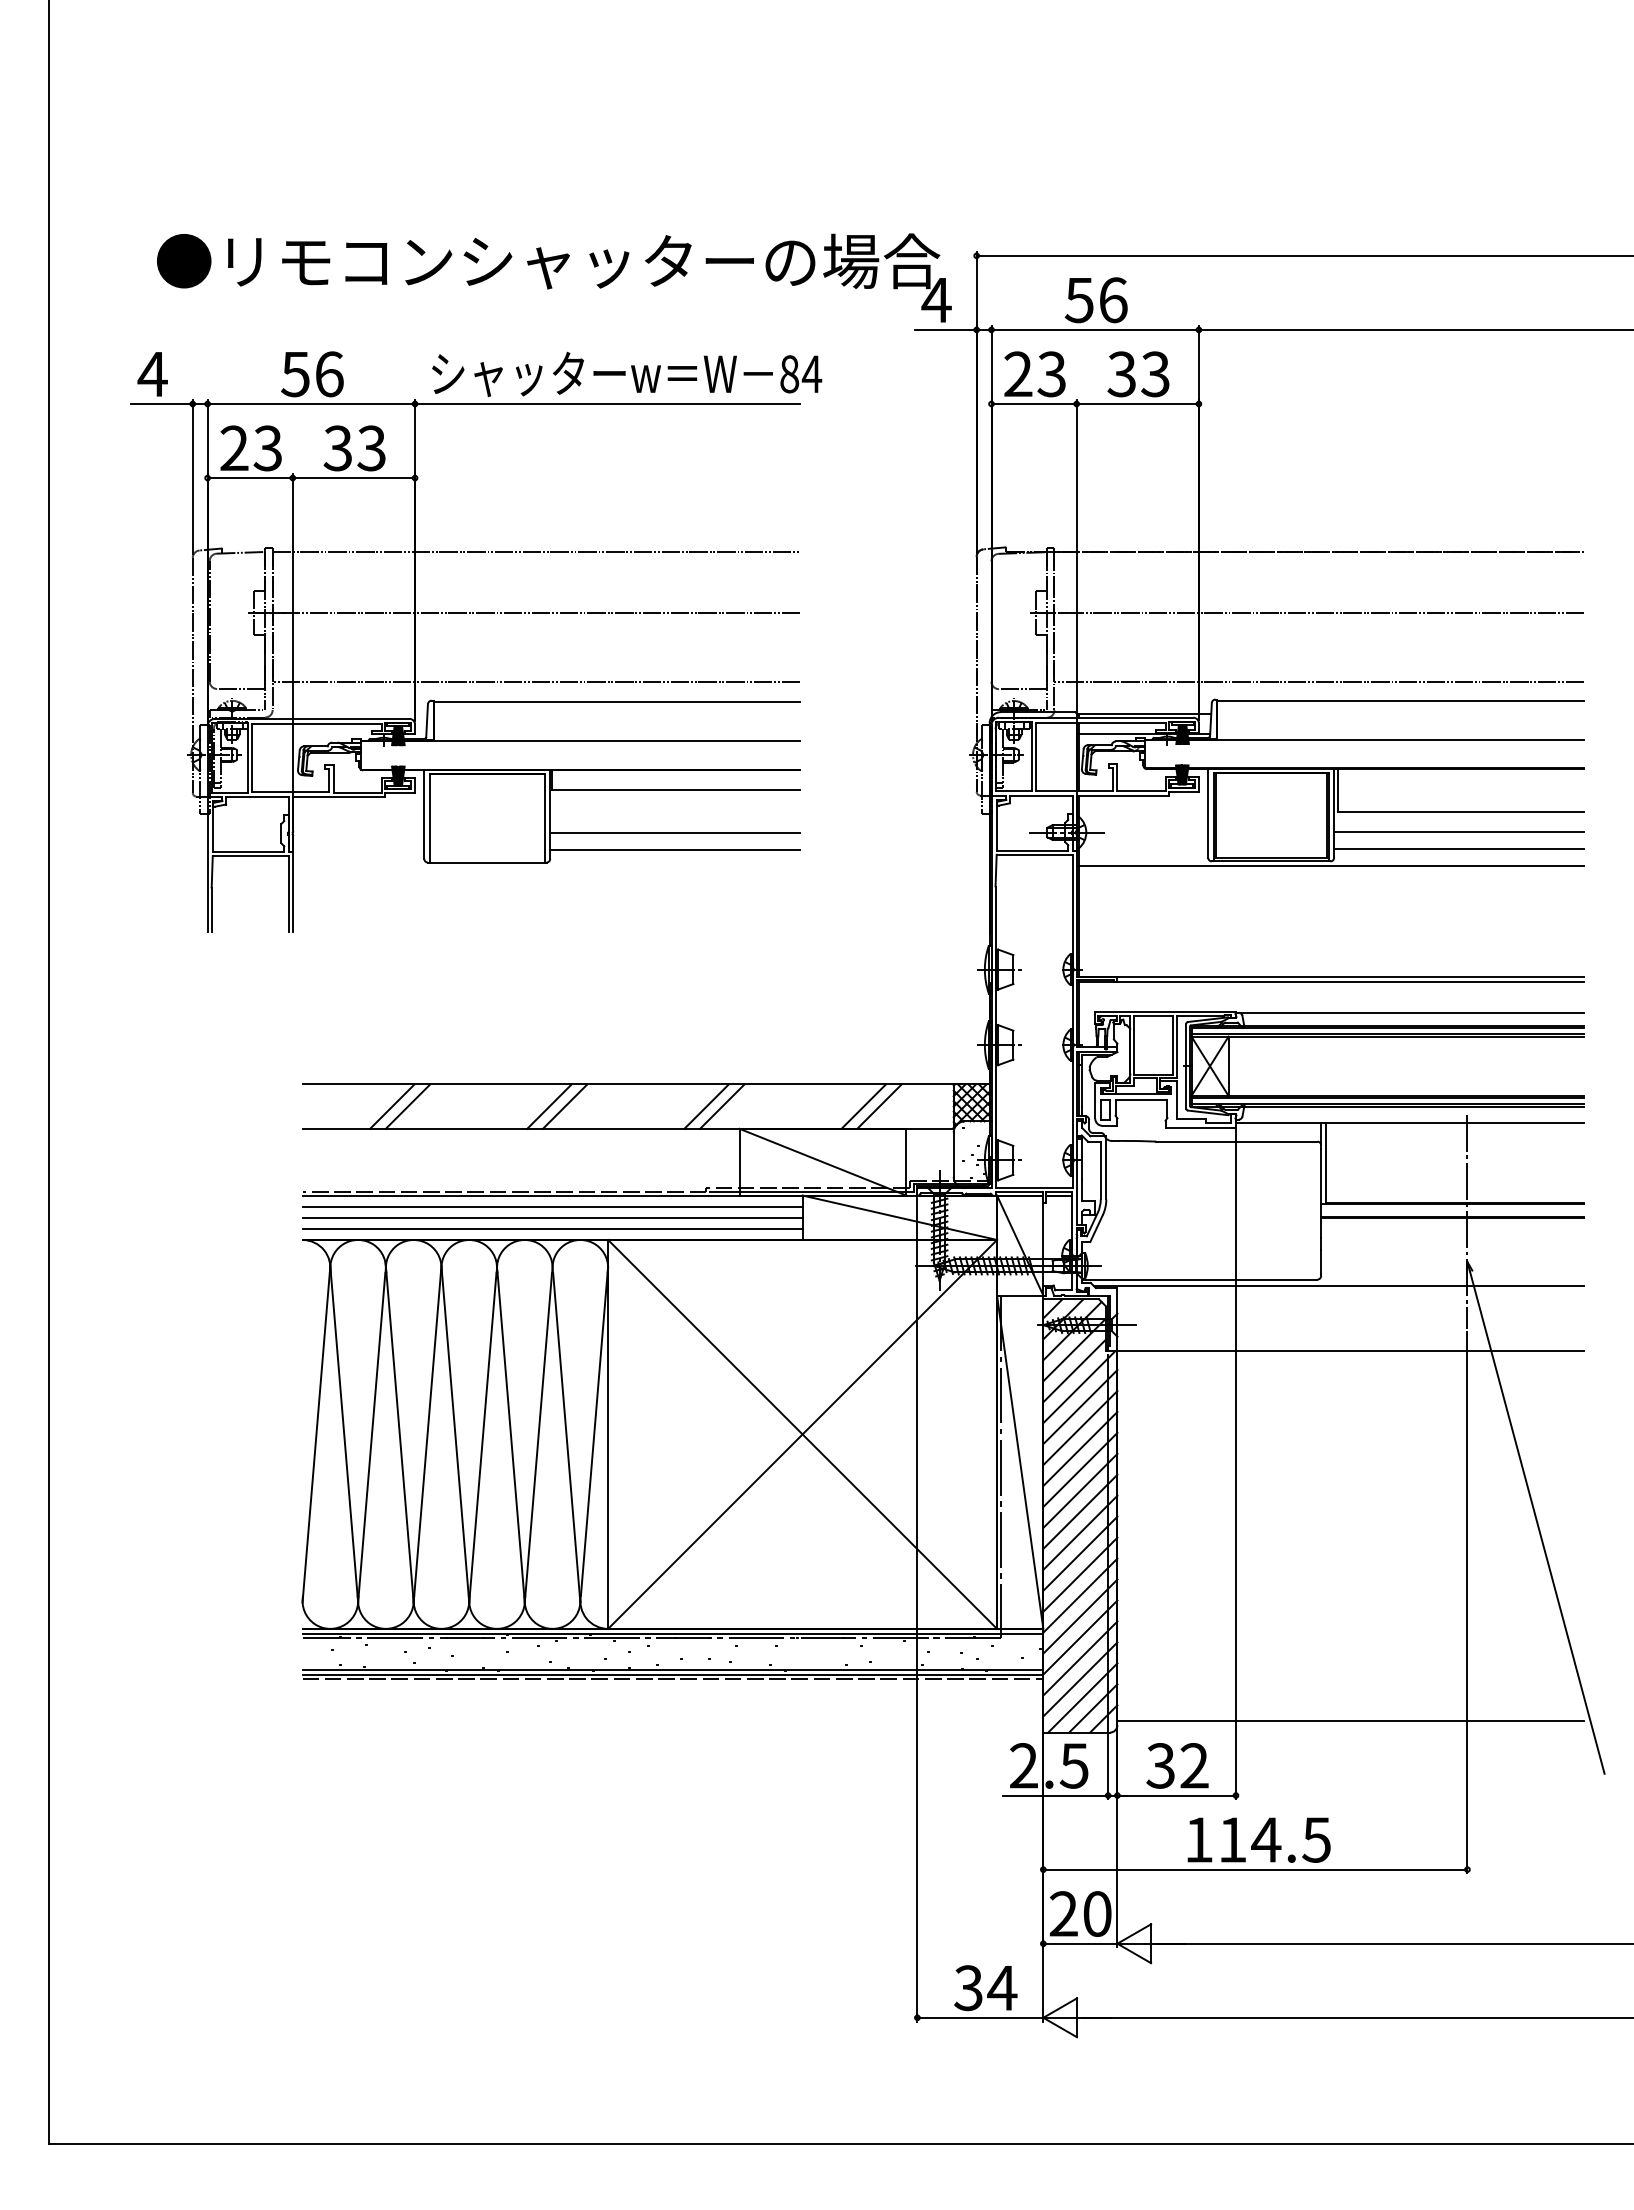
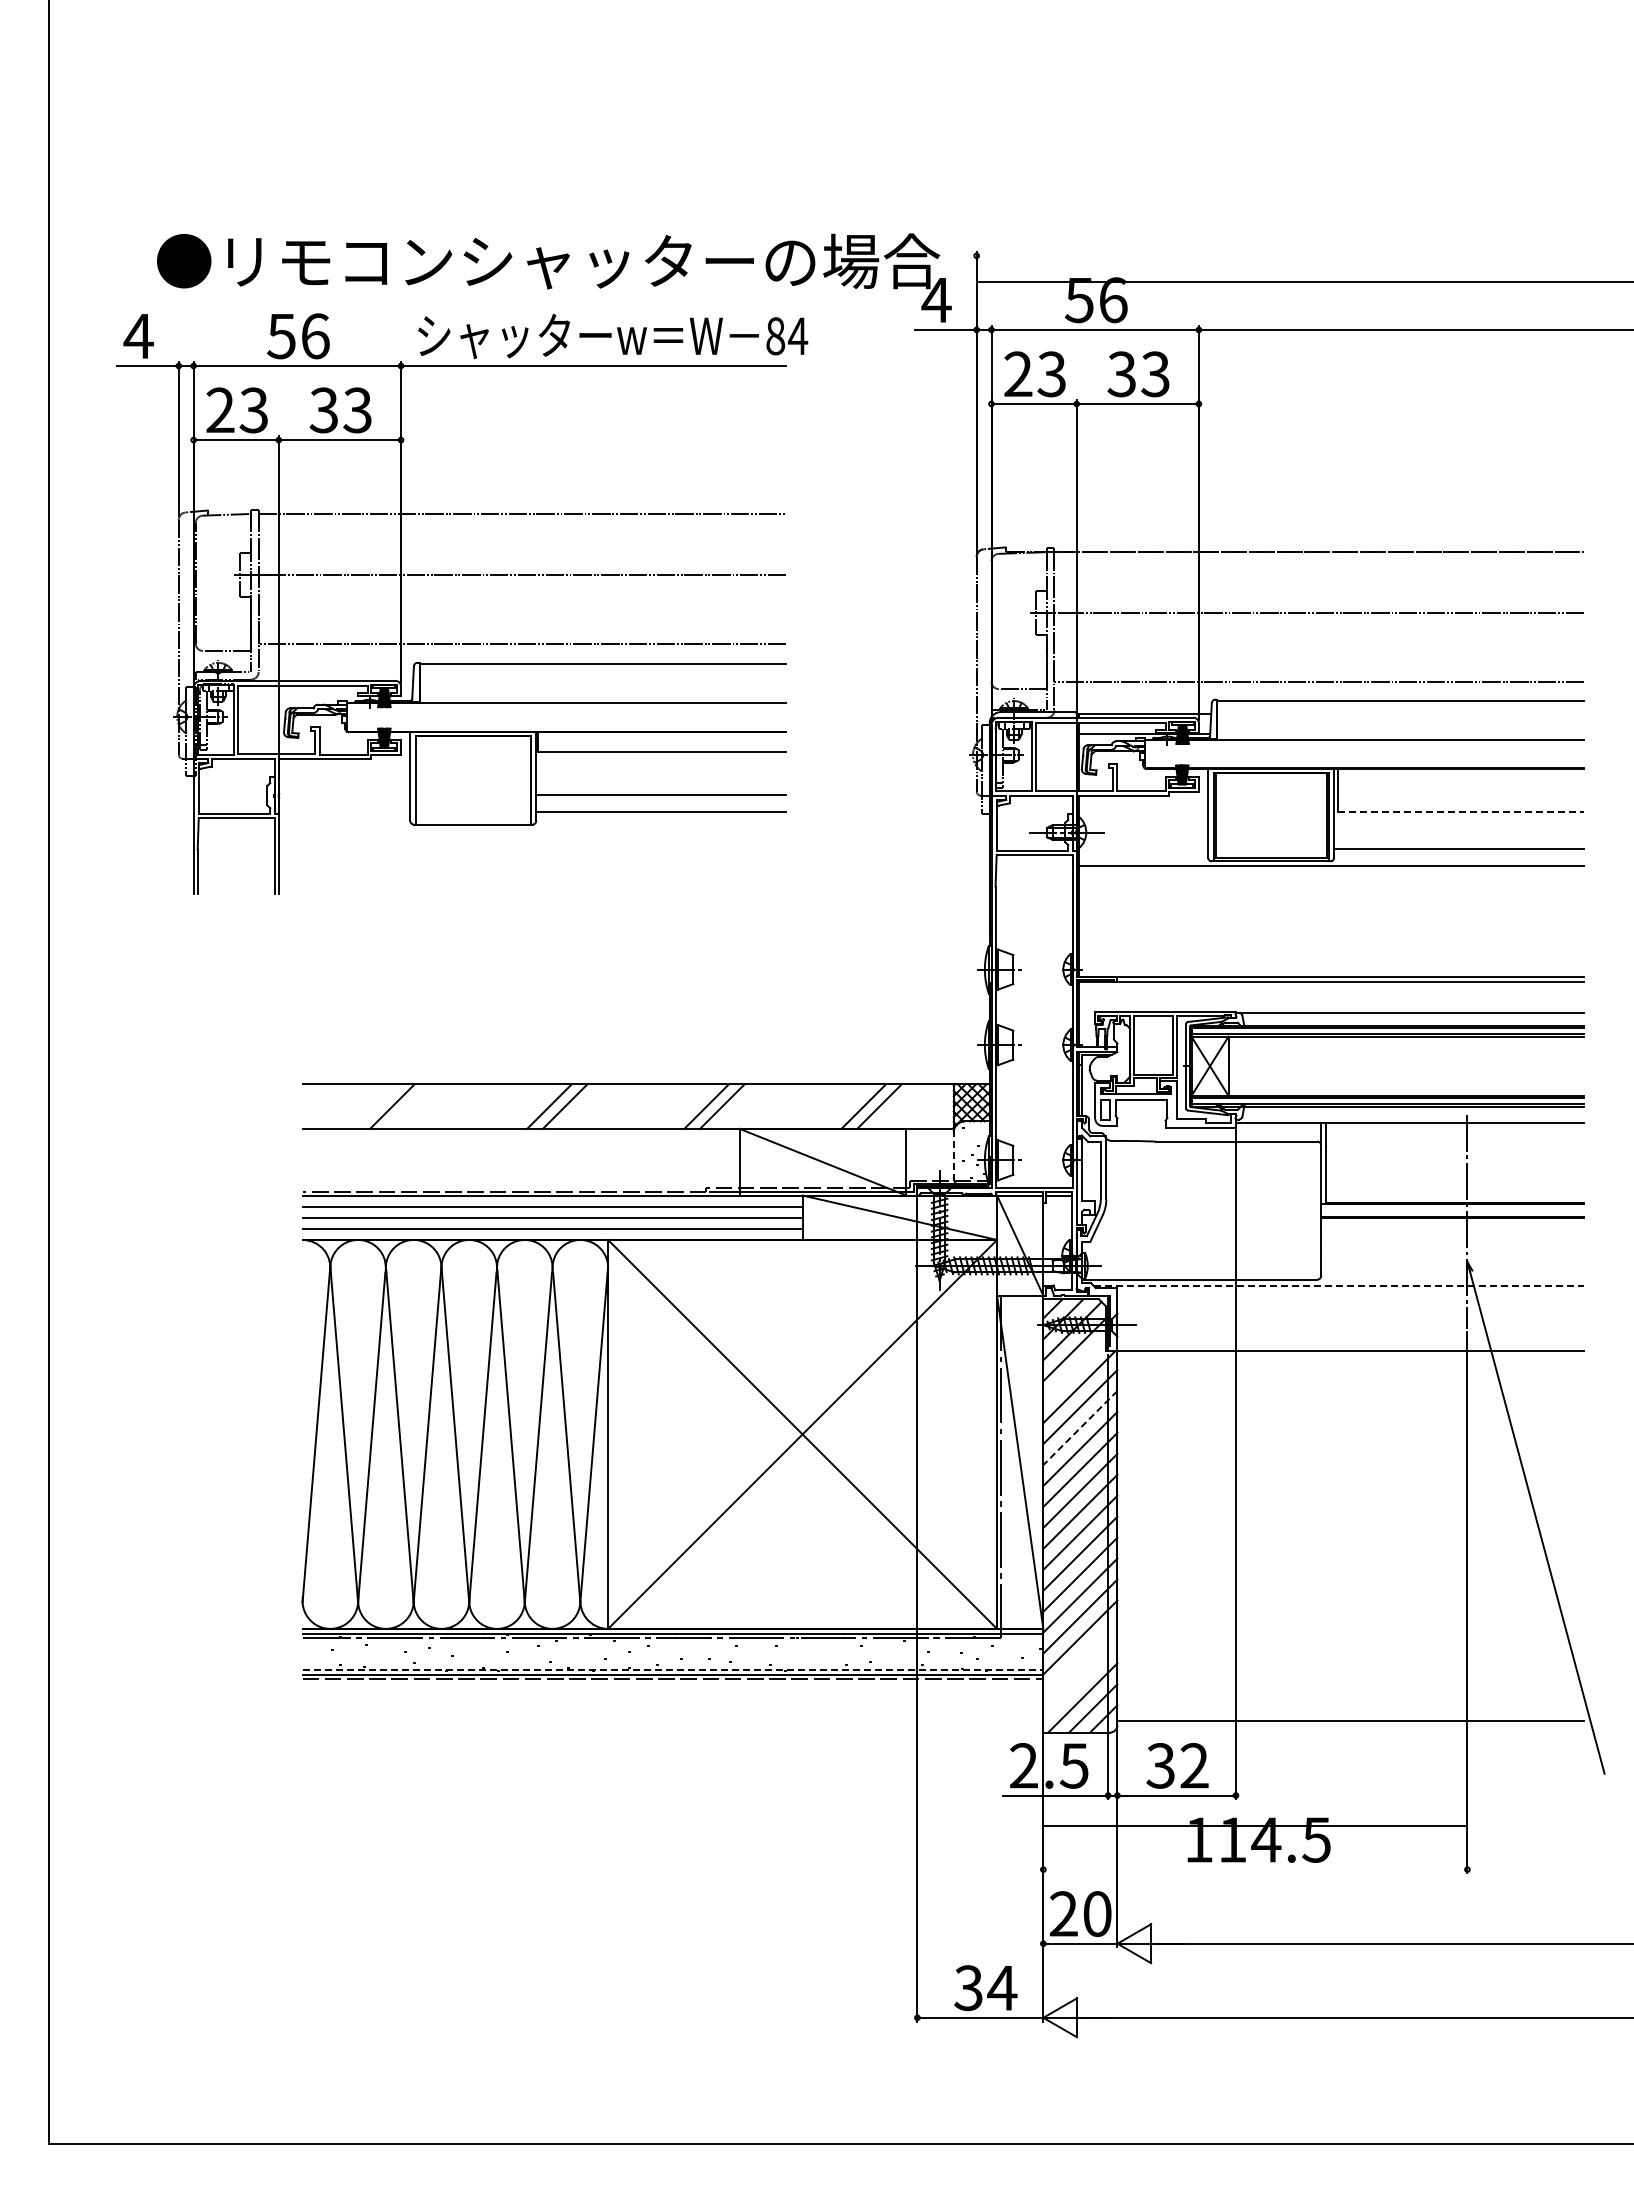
line position: (1303, 255) -> (1303, 281) (1303, 281)
part position: (476, 613) -> (462, 575) (462, 575)
line: solid -> dashed (1461, 811)
line: present -> none (1459, 832)
line: present -> none (407, 1106)
line: solid -> dashed (953, 1155)
line: solid -> dashed (1339, 1286)
line: present -> none (1074, 1370)
line: solid -> dashed (1080, 1428)
line: present -> none (1080, 1658)
line: solid -> dashed (673, 1669)
line: present -> none (1080, 1679)
line position: (1255, 1869) -> (1255, 1825) (1255, 1825)
